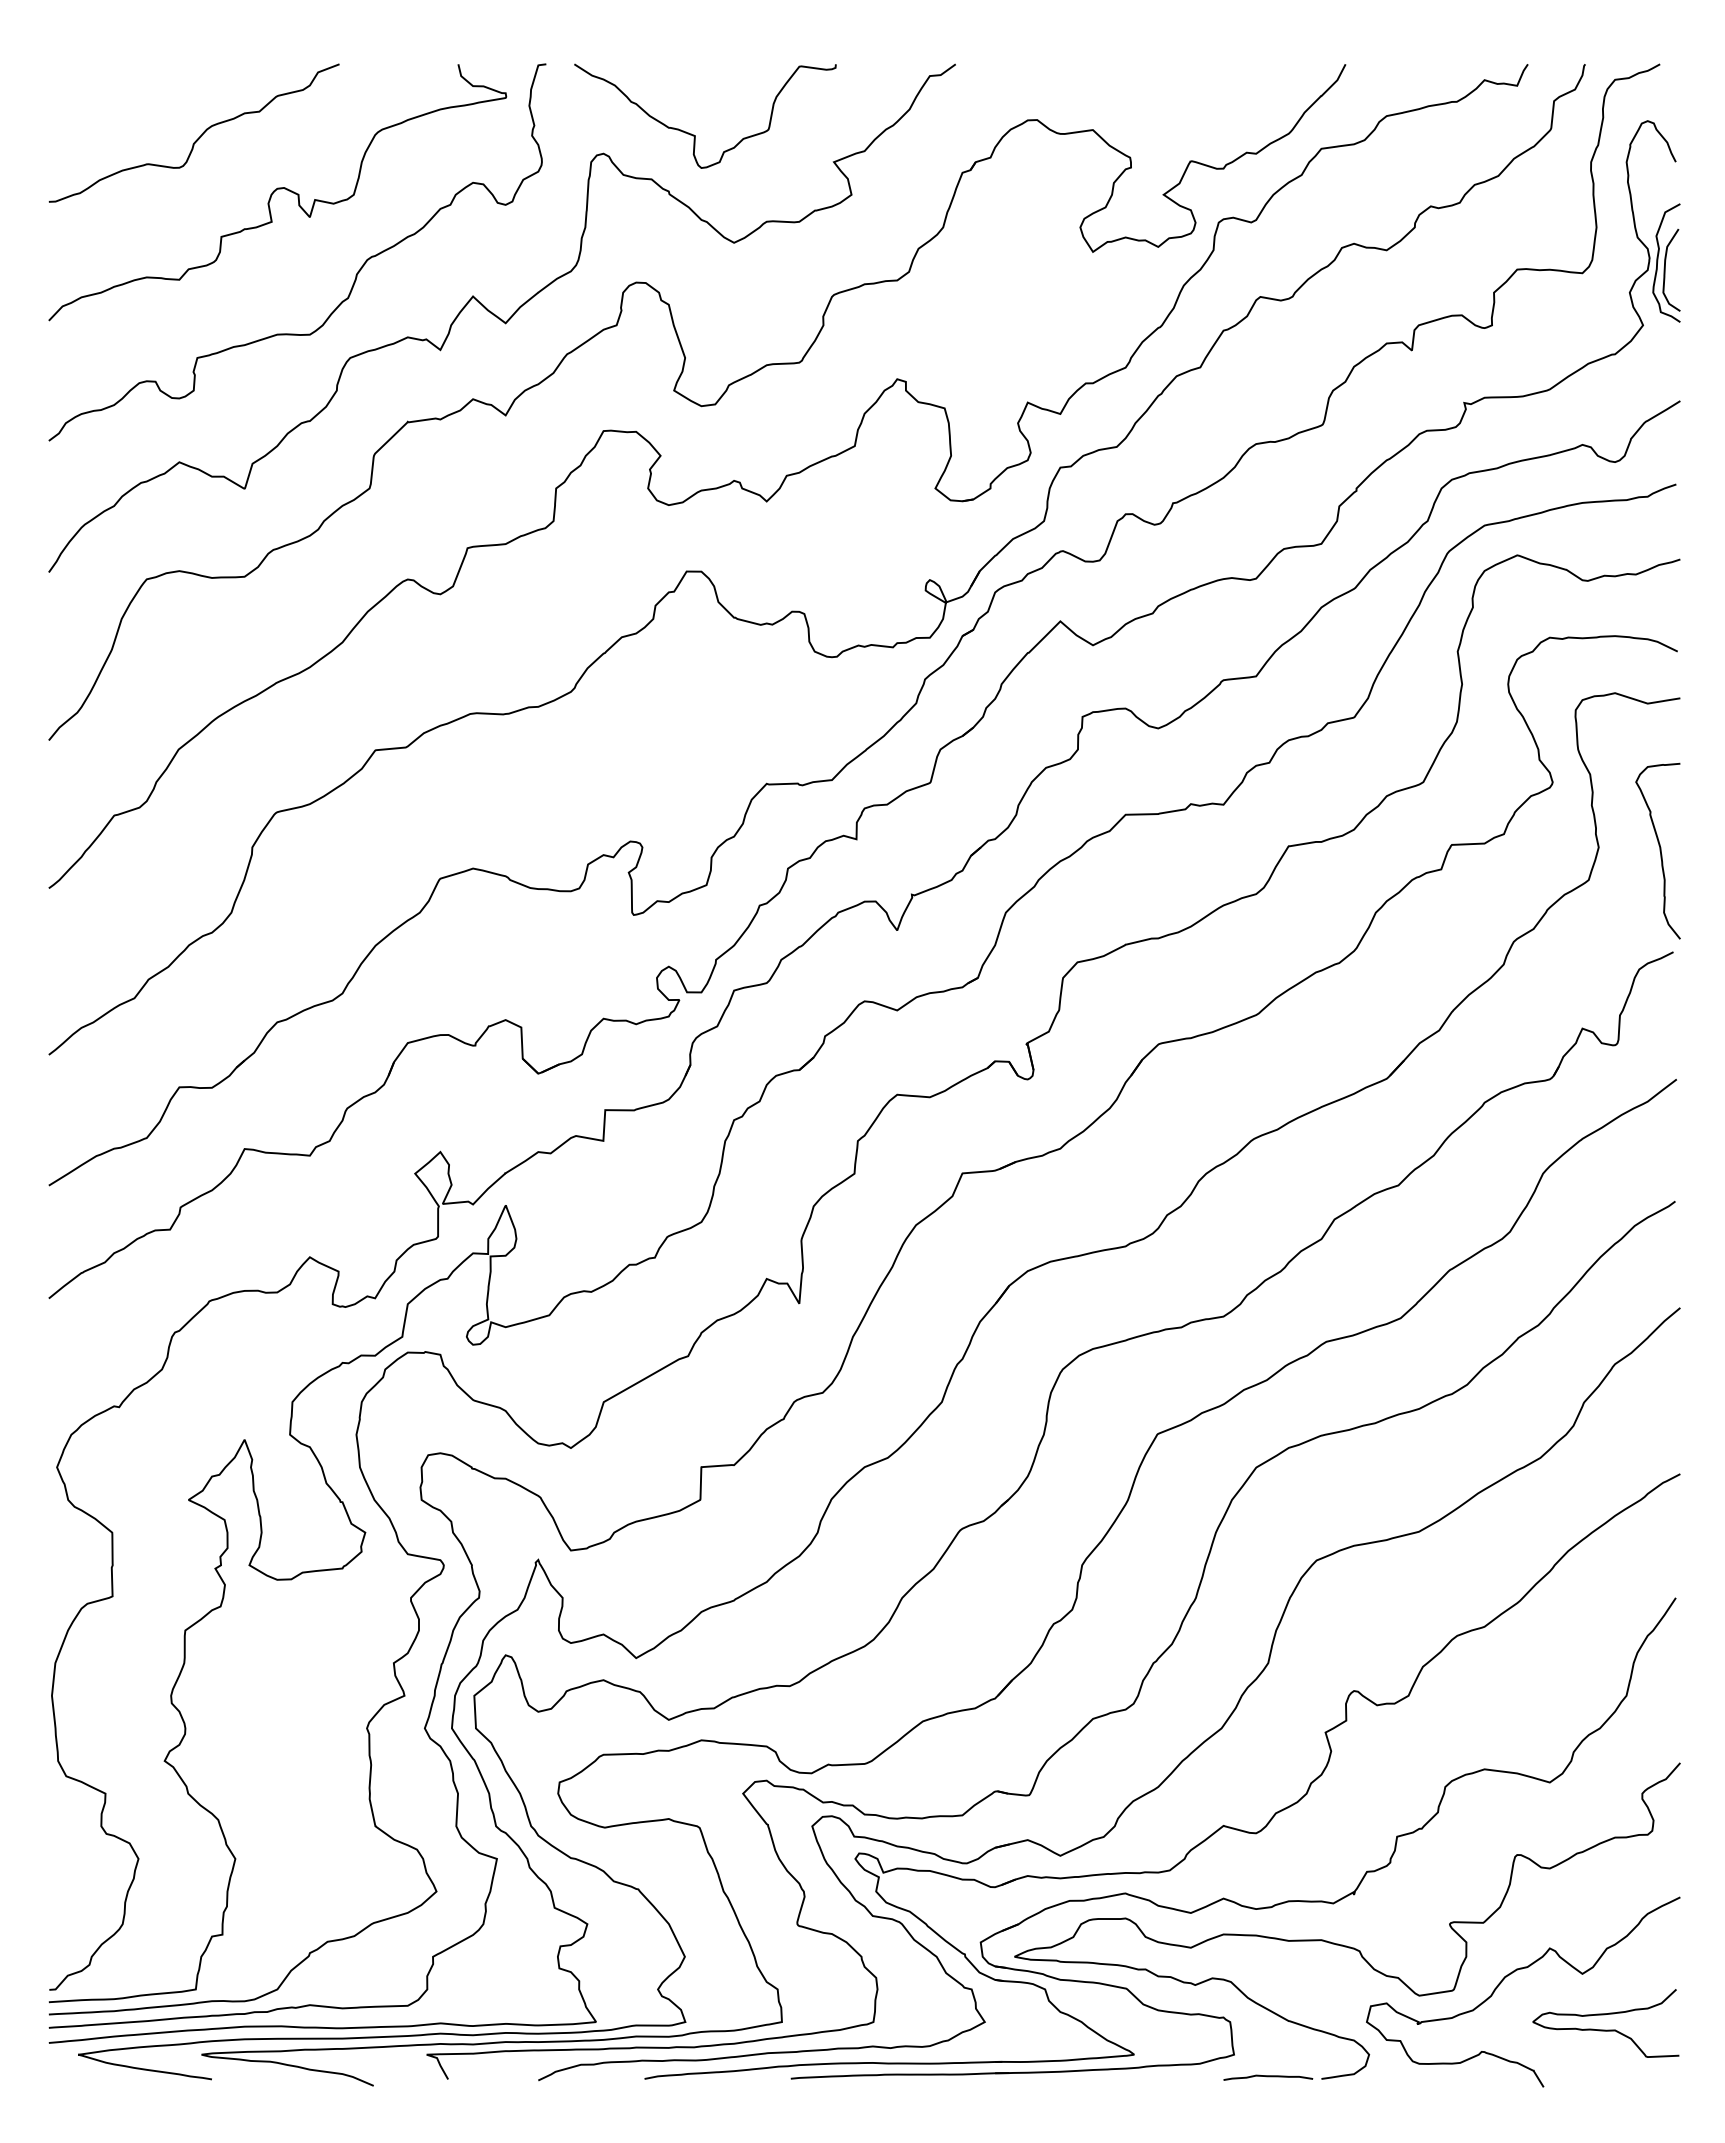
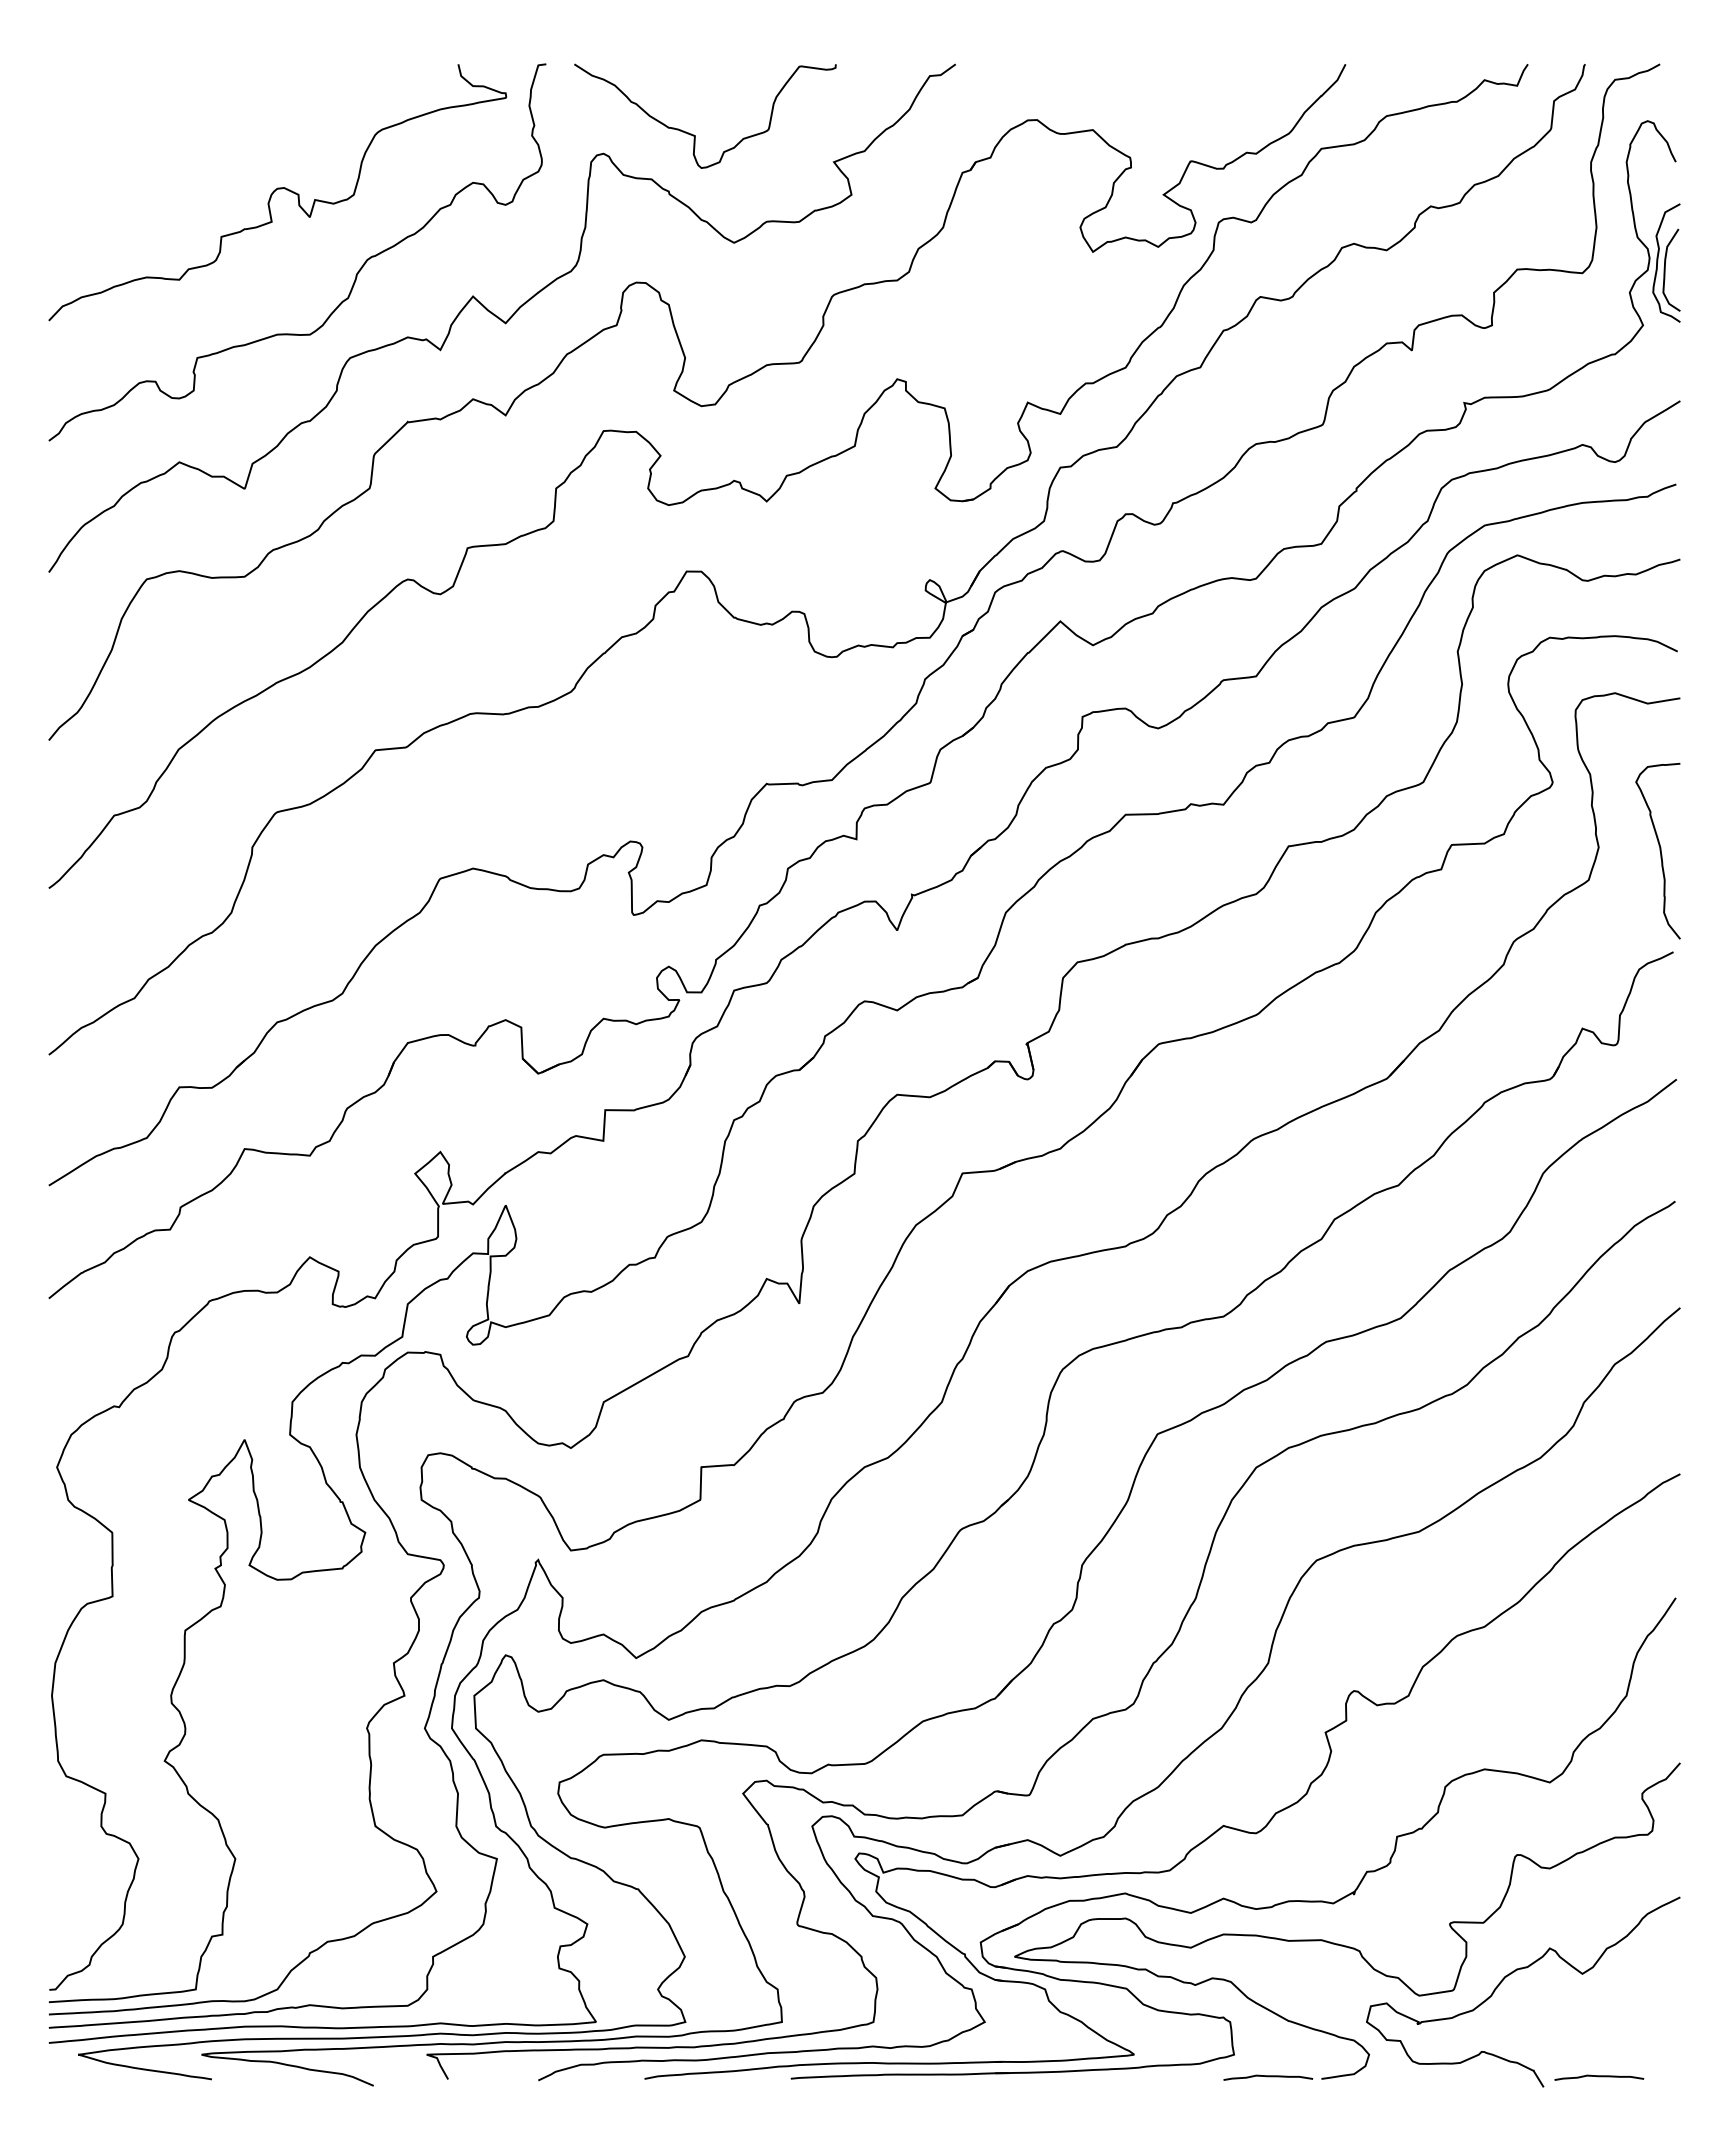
curve: present -> none (198, 137)
curve: present -> none (1605, 2029)
curve: none -> present (1599, 2077)
